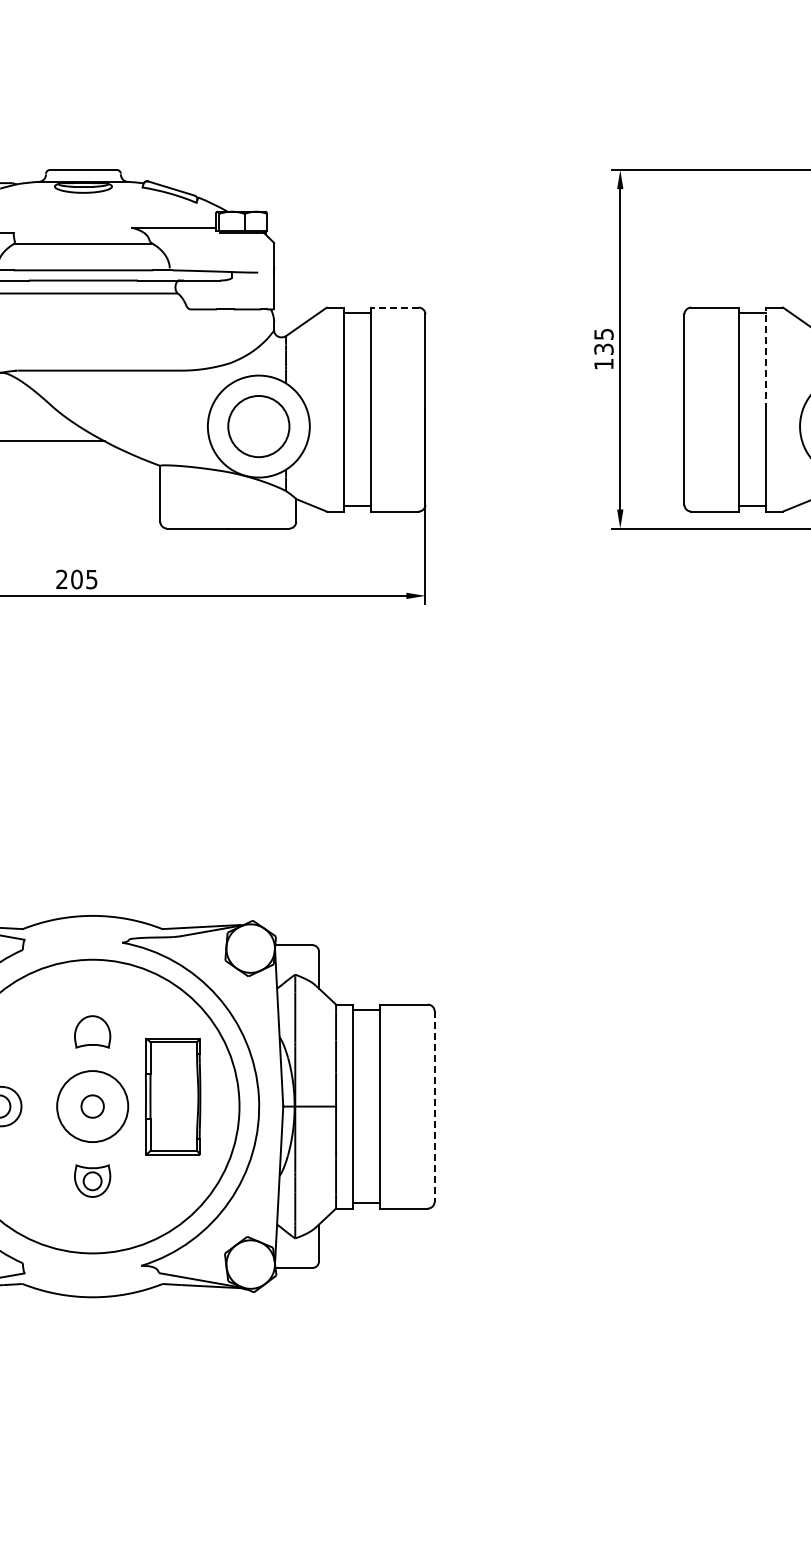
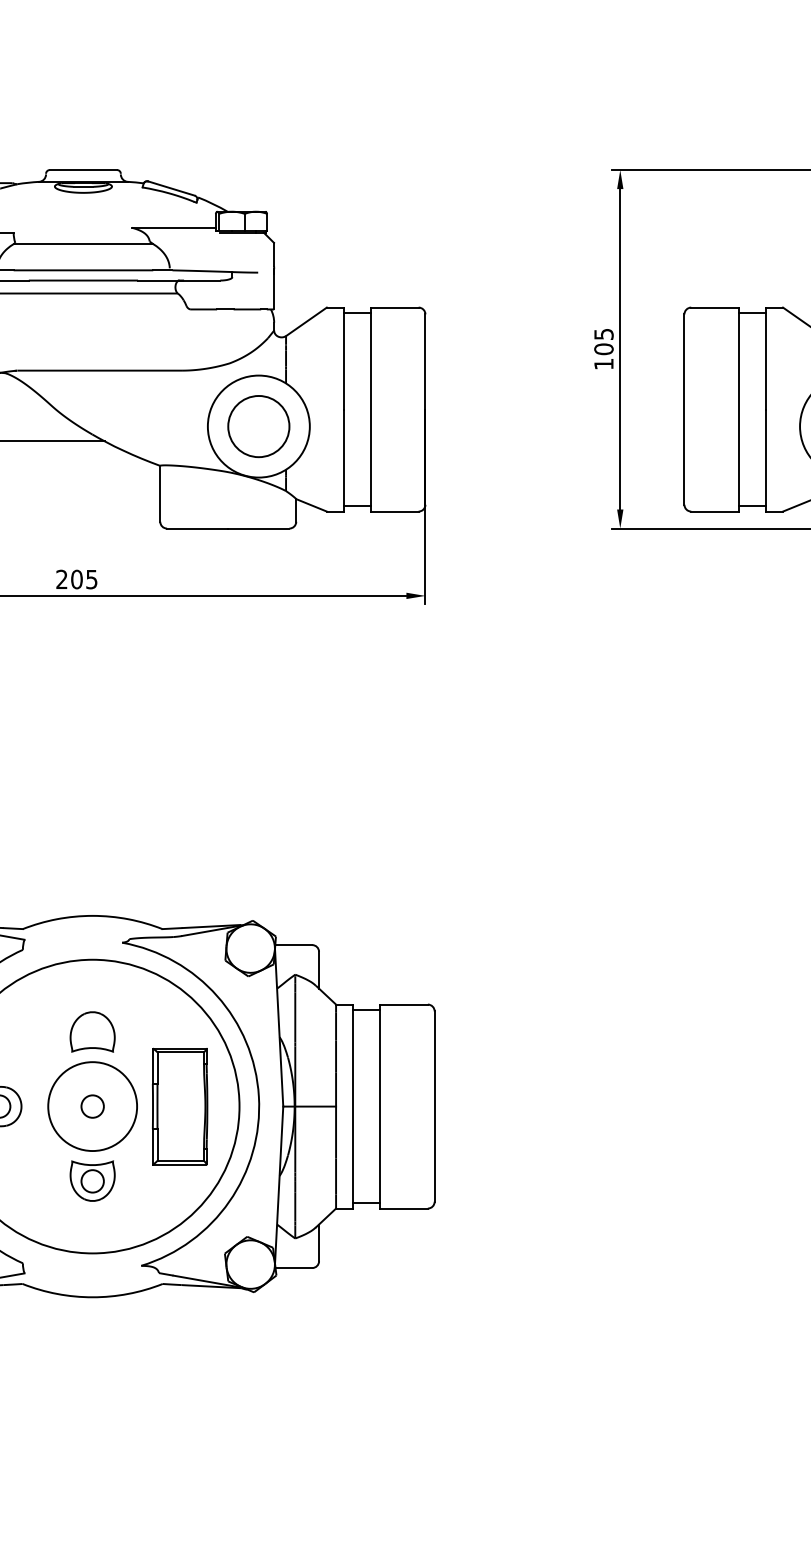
line: dashed -> solid (394, 307)
text: 135 -> 105 (603, 349)
line: dashed -> solid (766, 358)
part size: 38x34 px -> 47x42 px (92, 1031)
part position: (173, 1096) -> (180, 1106) (180, 1106)
circle diameter: 71 px -> 89 px (92, 1106)
line: dashed -> solid (434, 1107)
part size: 38x34 px -> 47x42 px (92, 1180)
